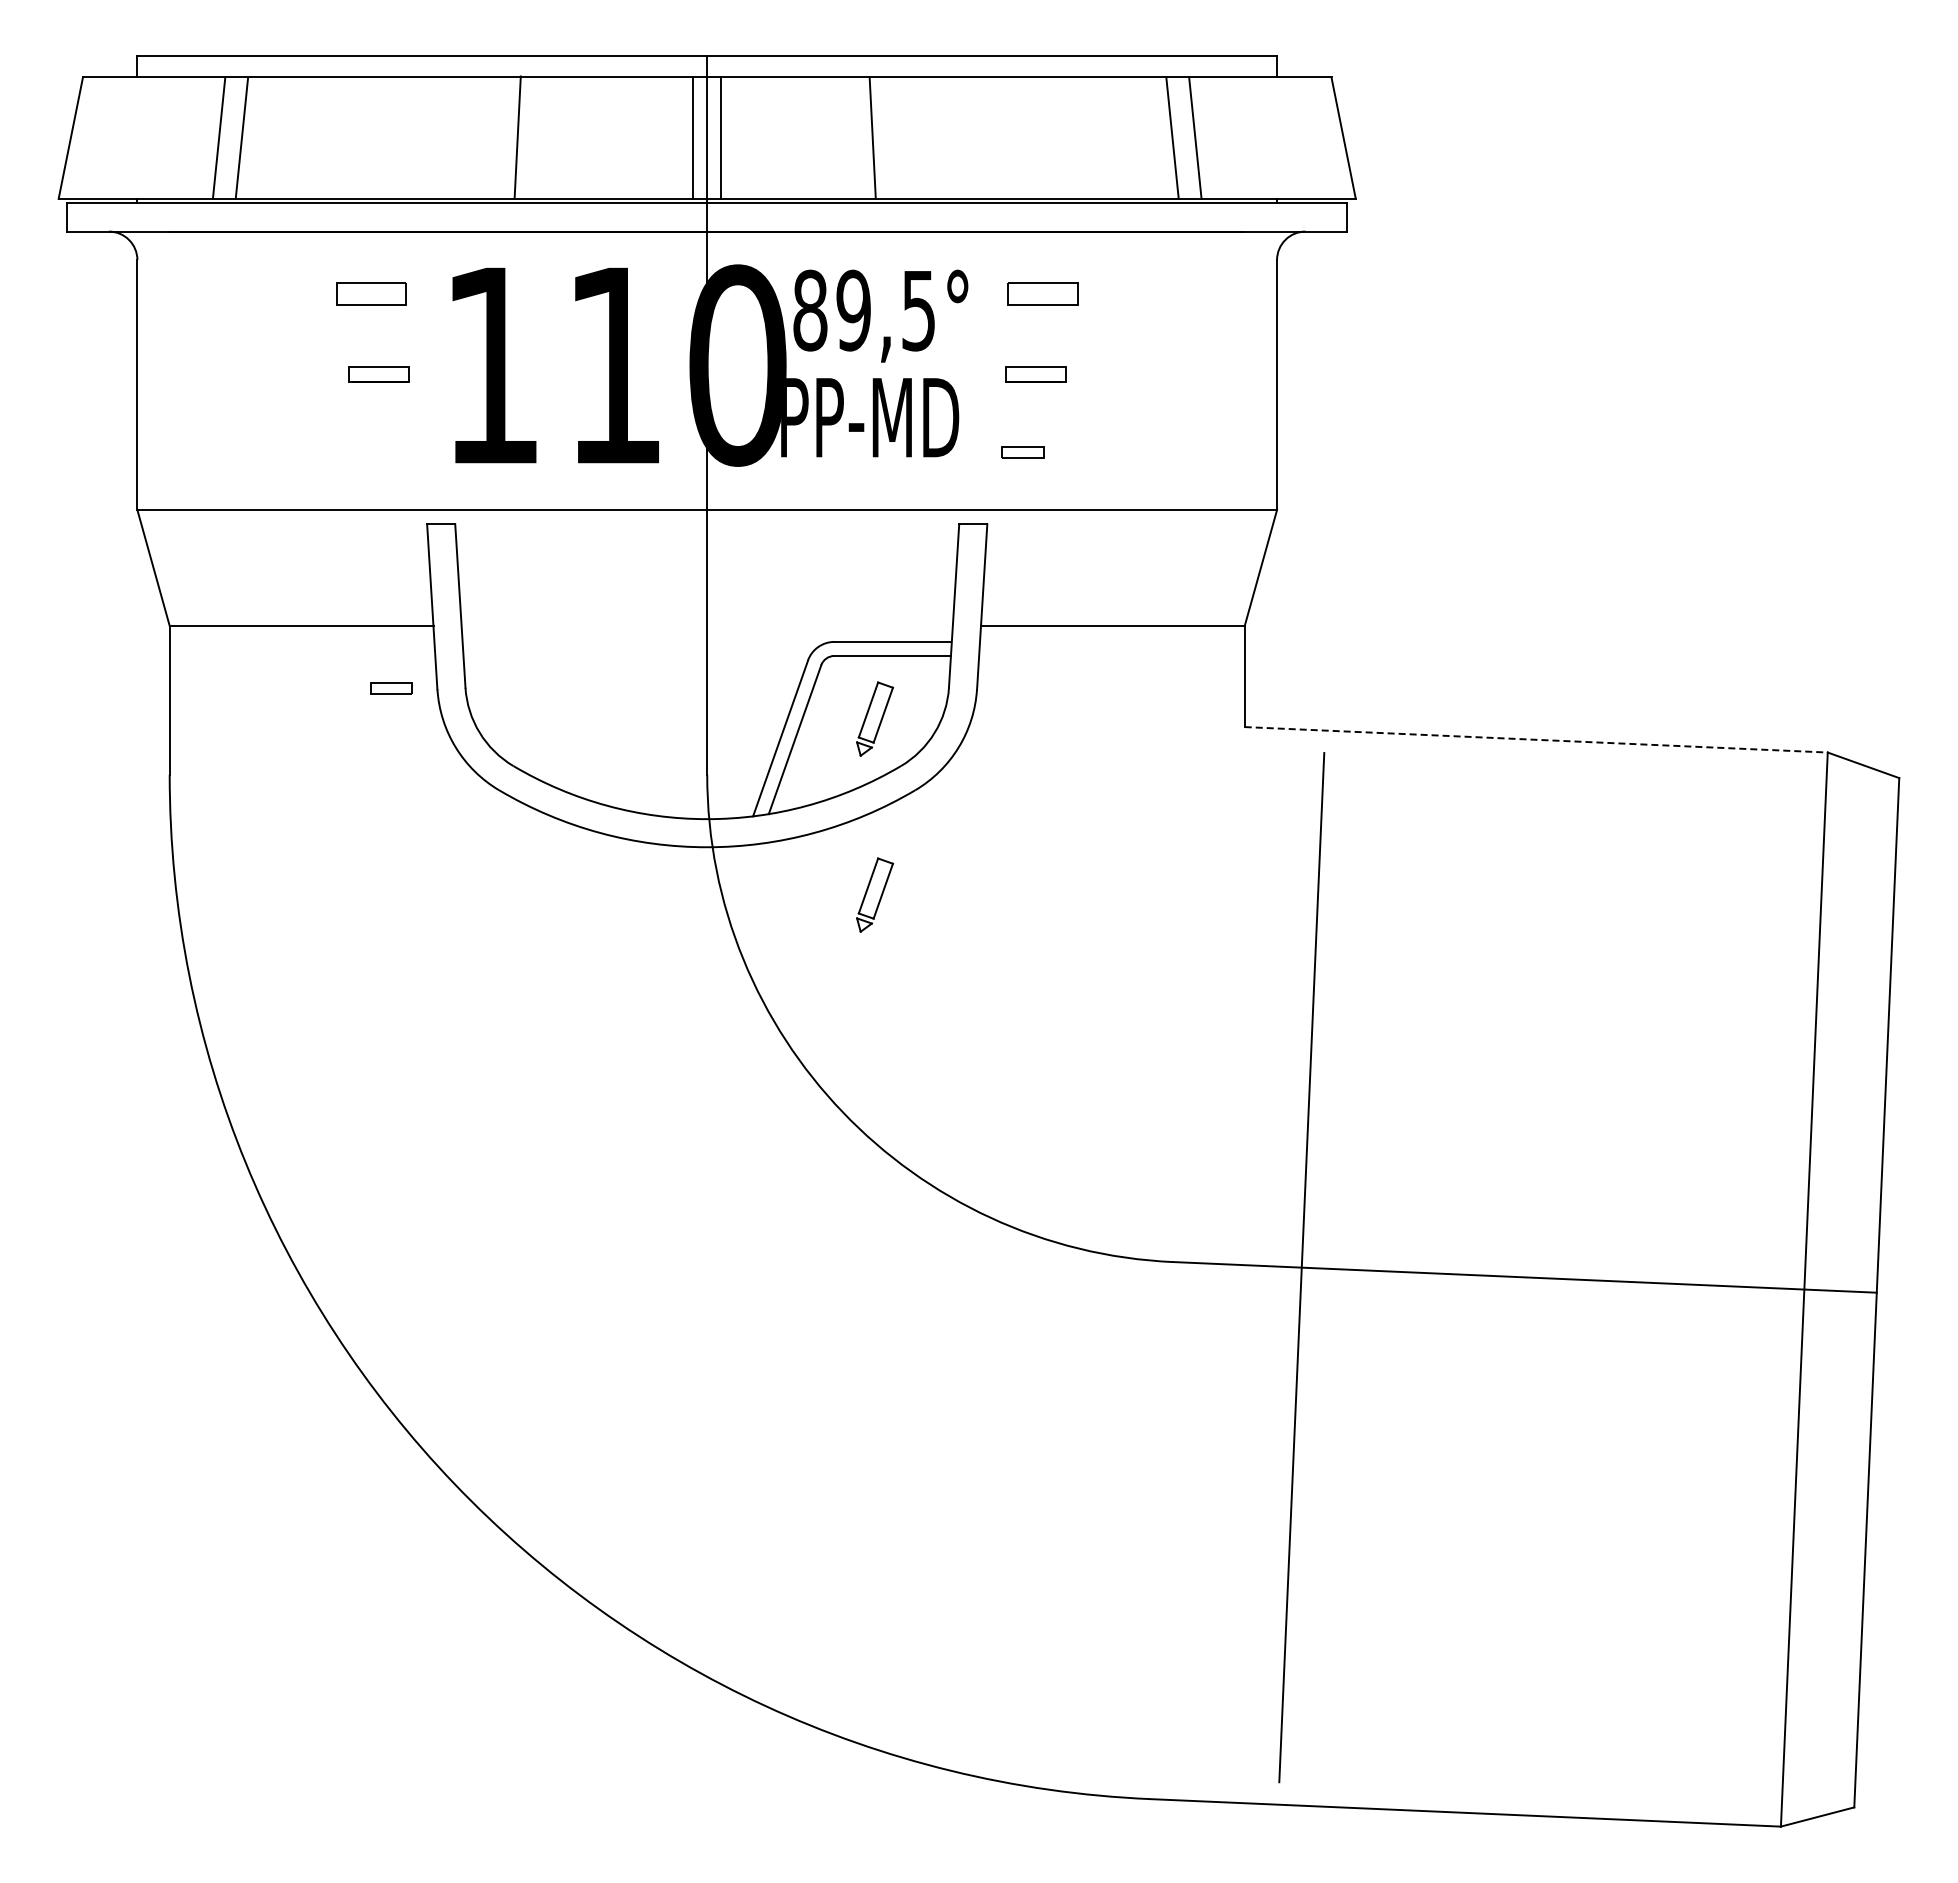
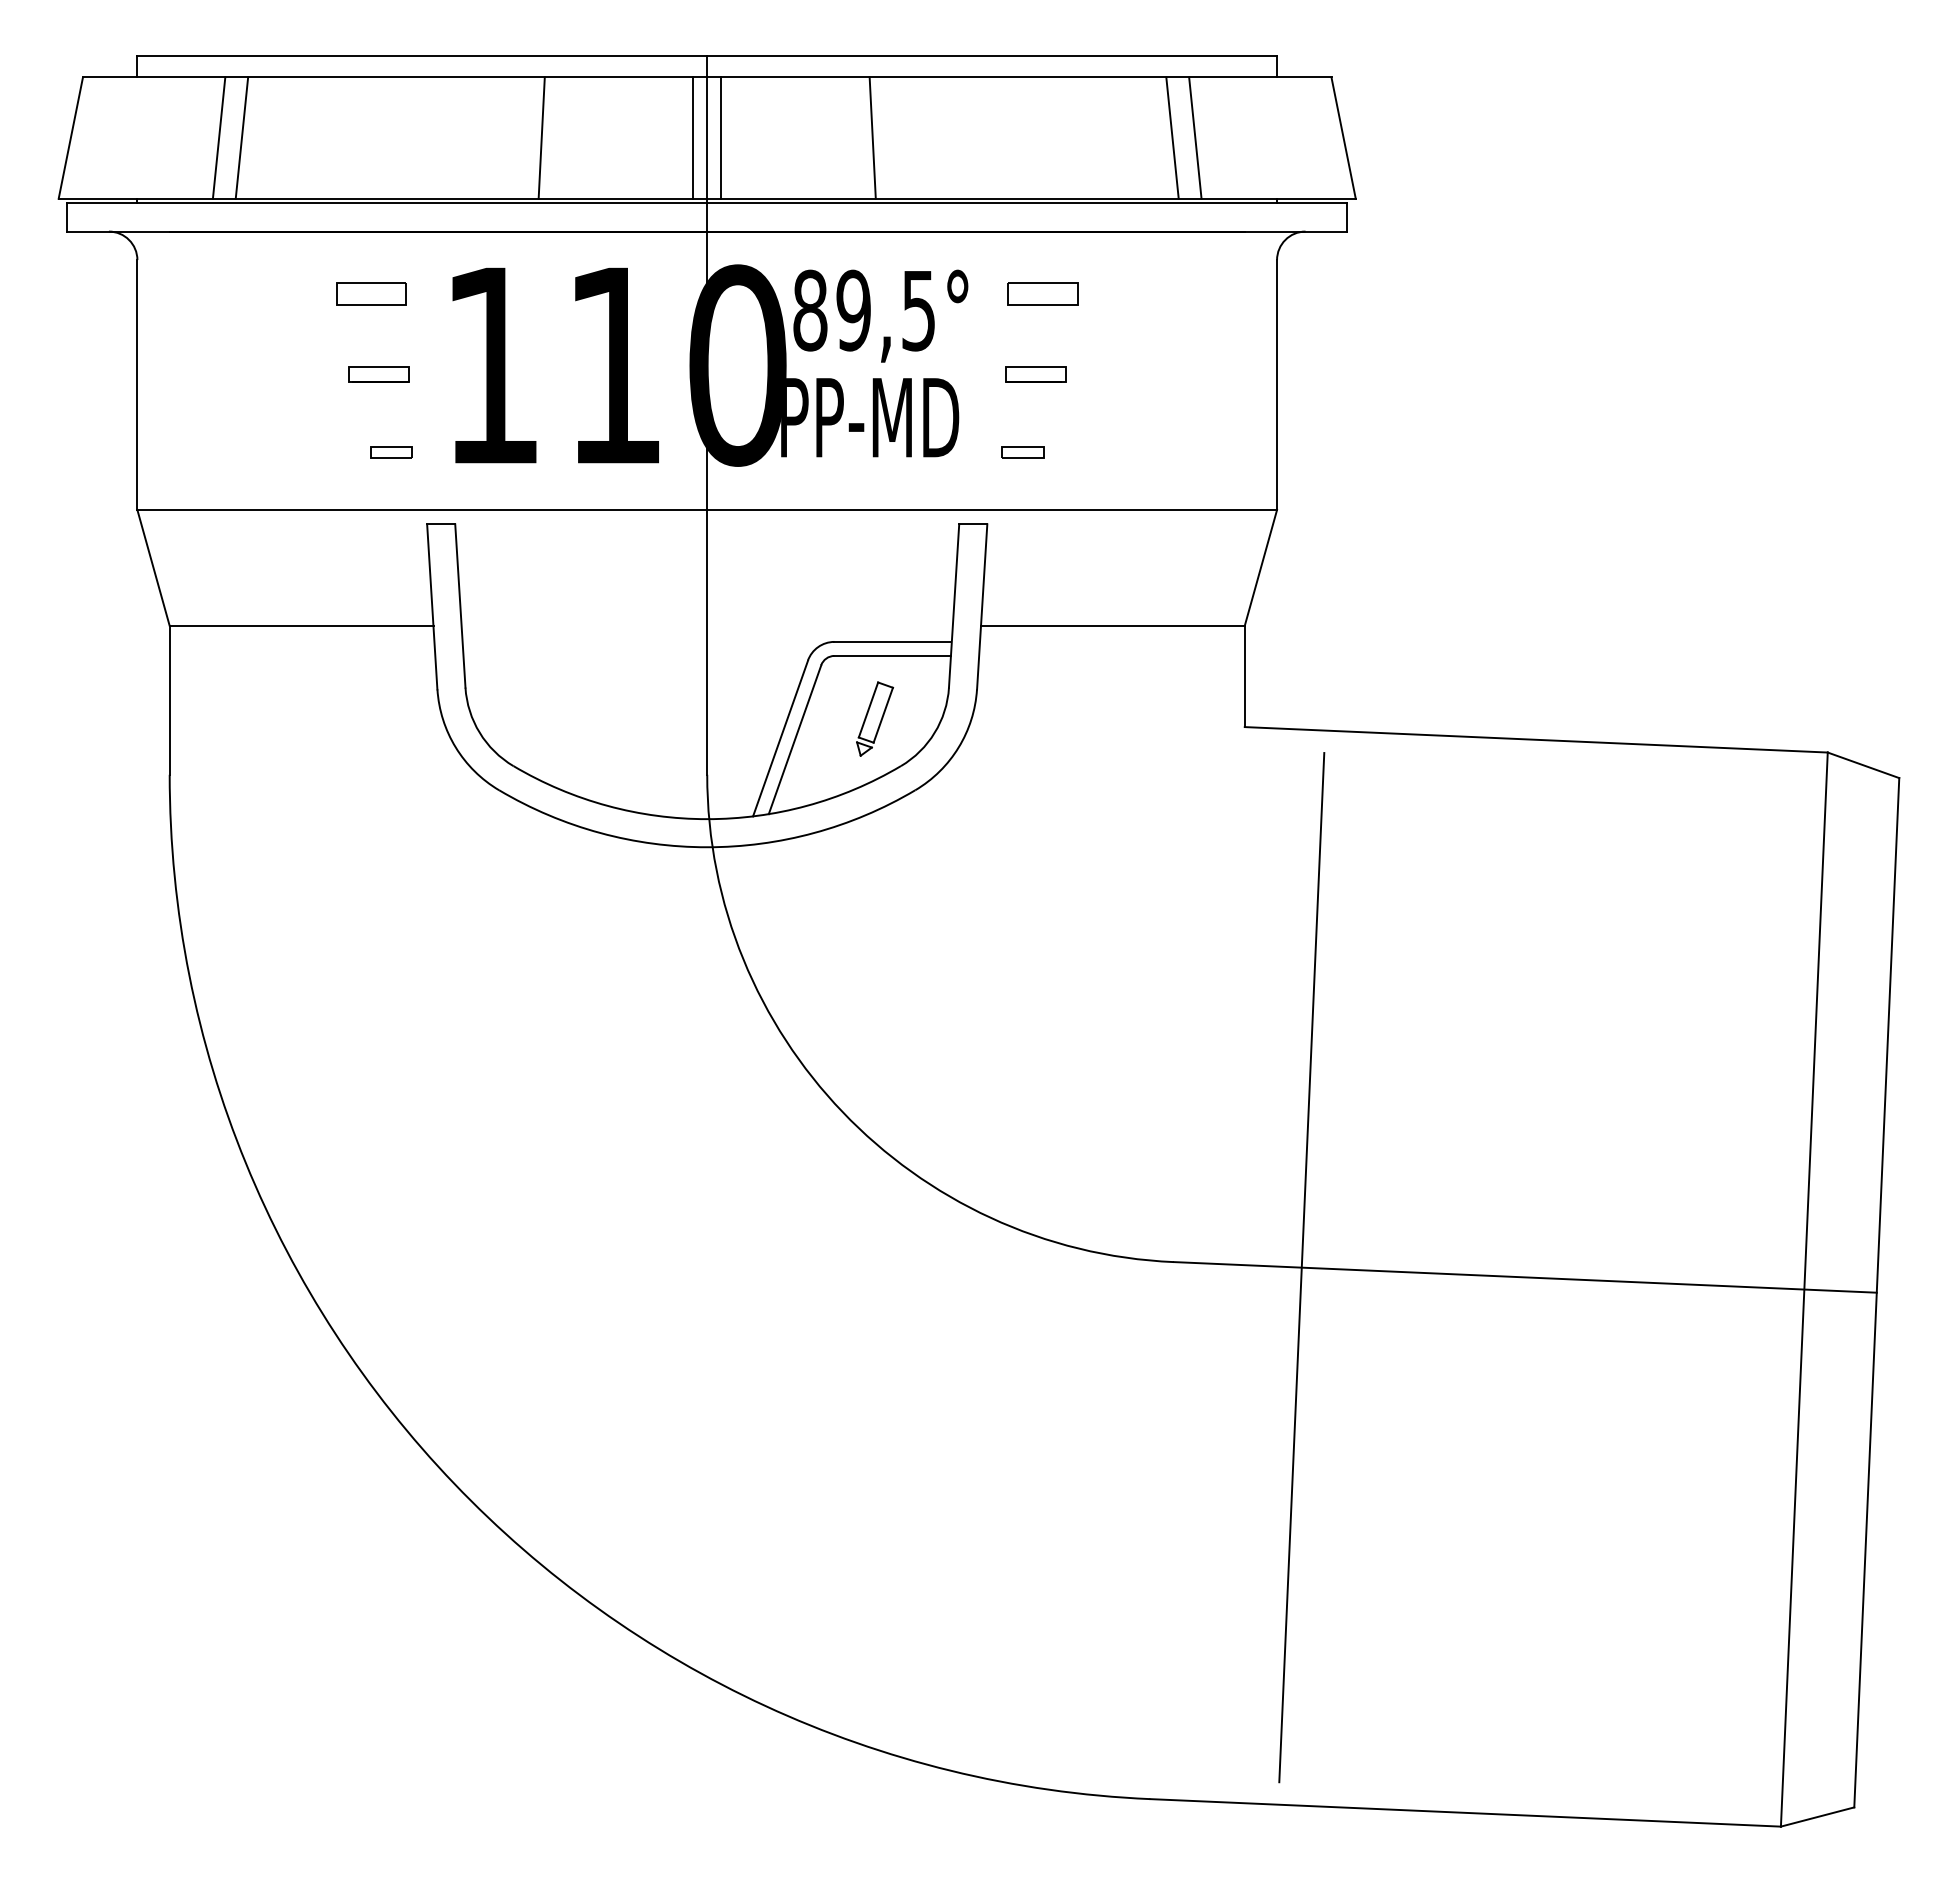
line position: (517, 136) -> (541, 137) (541, 137)
part position: (391, 688) -> (391, 452) (391, 452)
line: dashed -> solid (1536, 739)
part: present -> none (875, 894)
